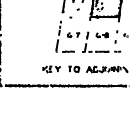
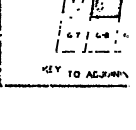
part position: (98, 69) -> (98, 74) (98, 74)
